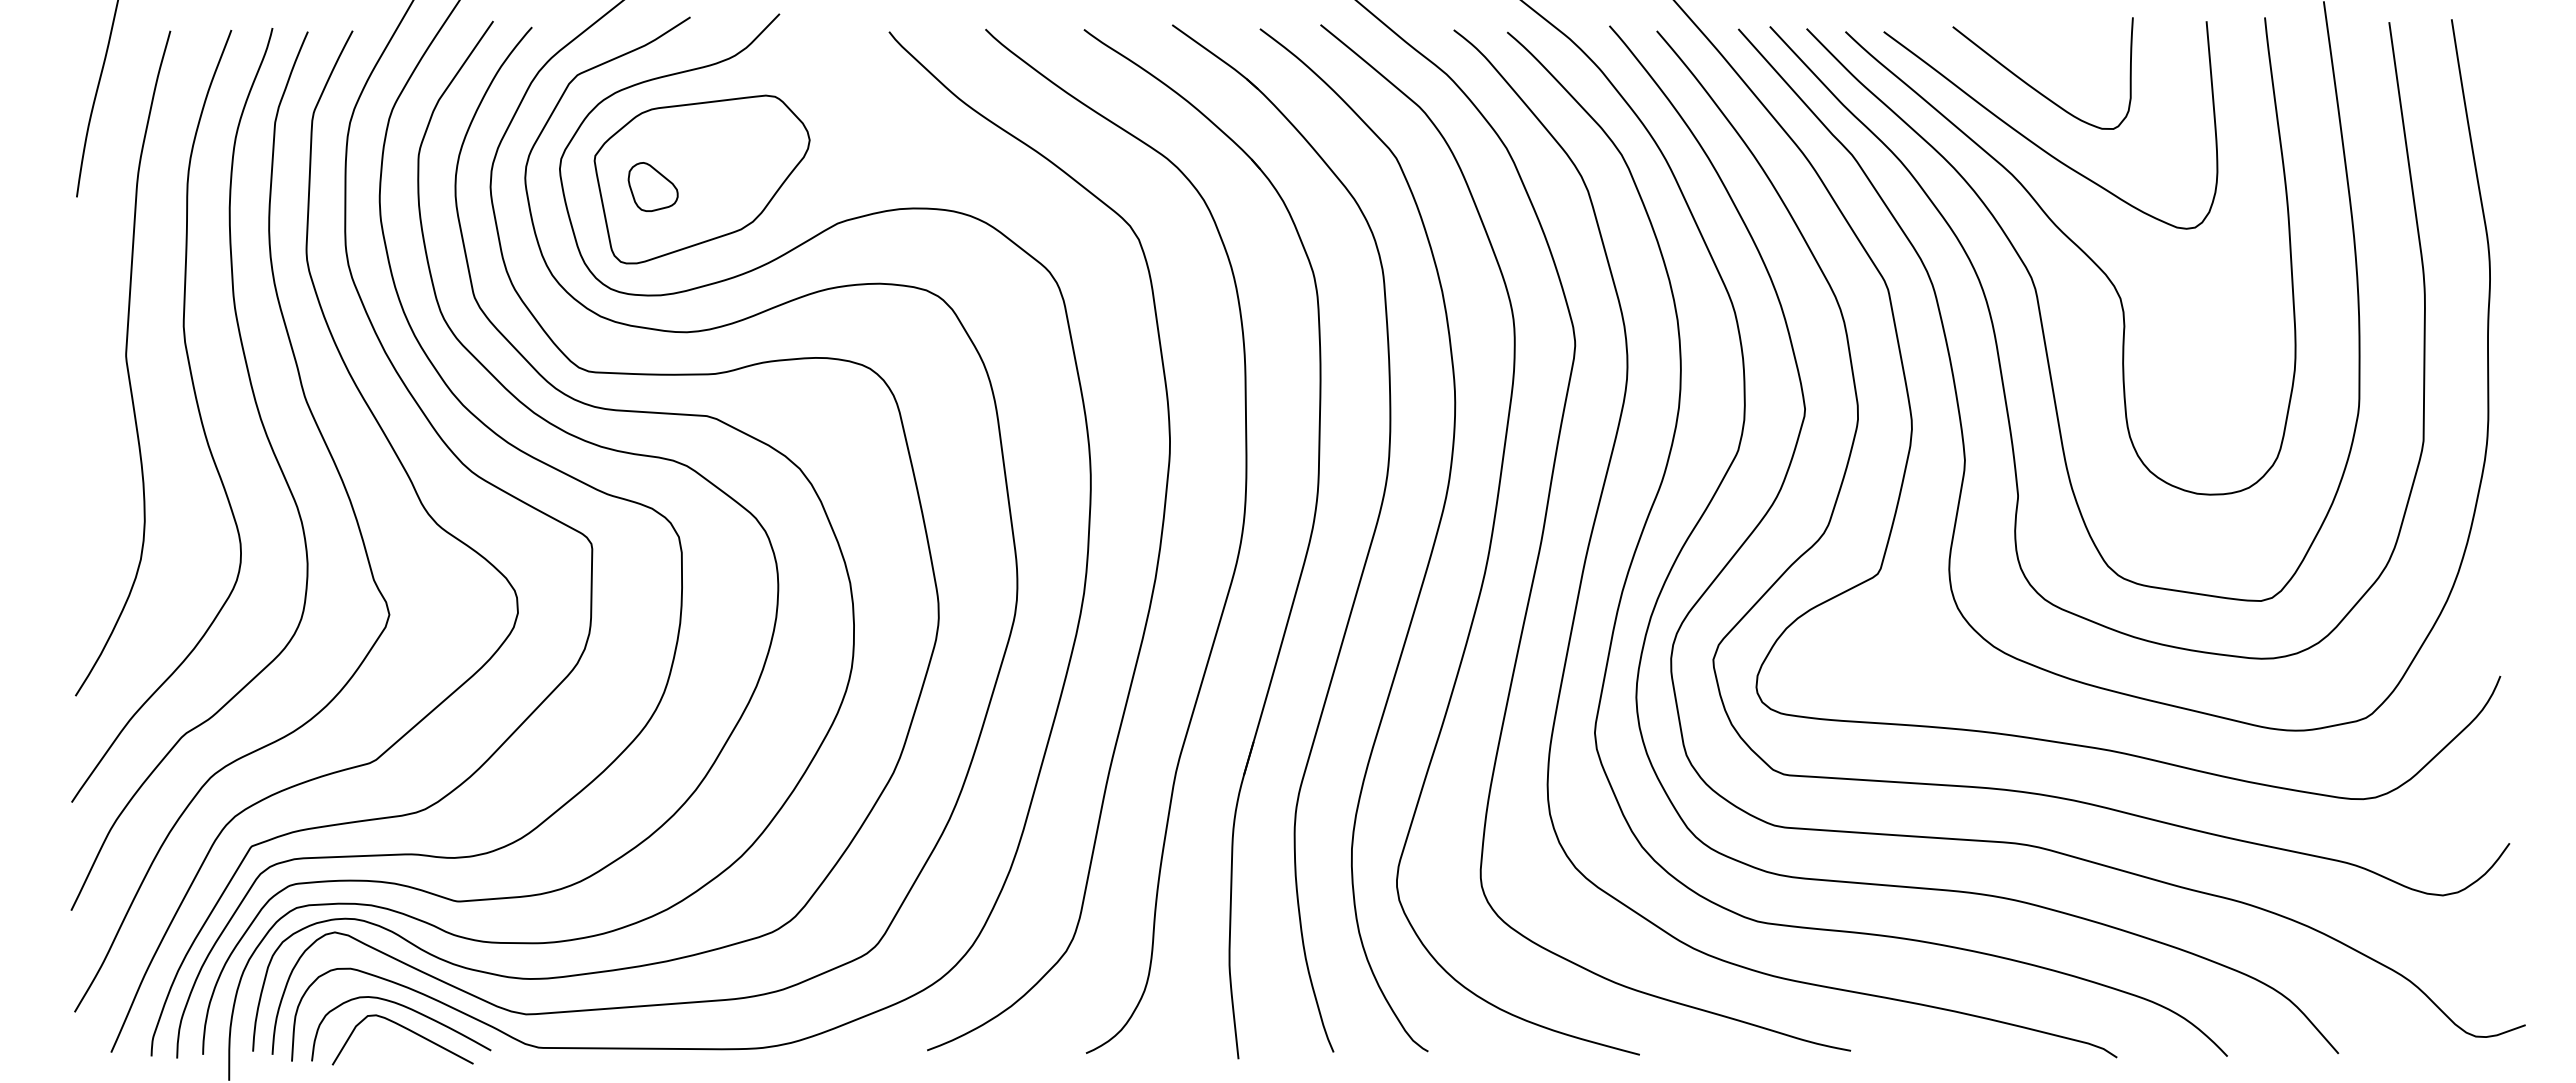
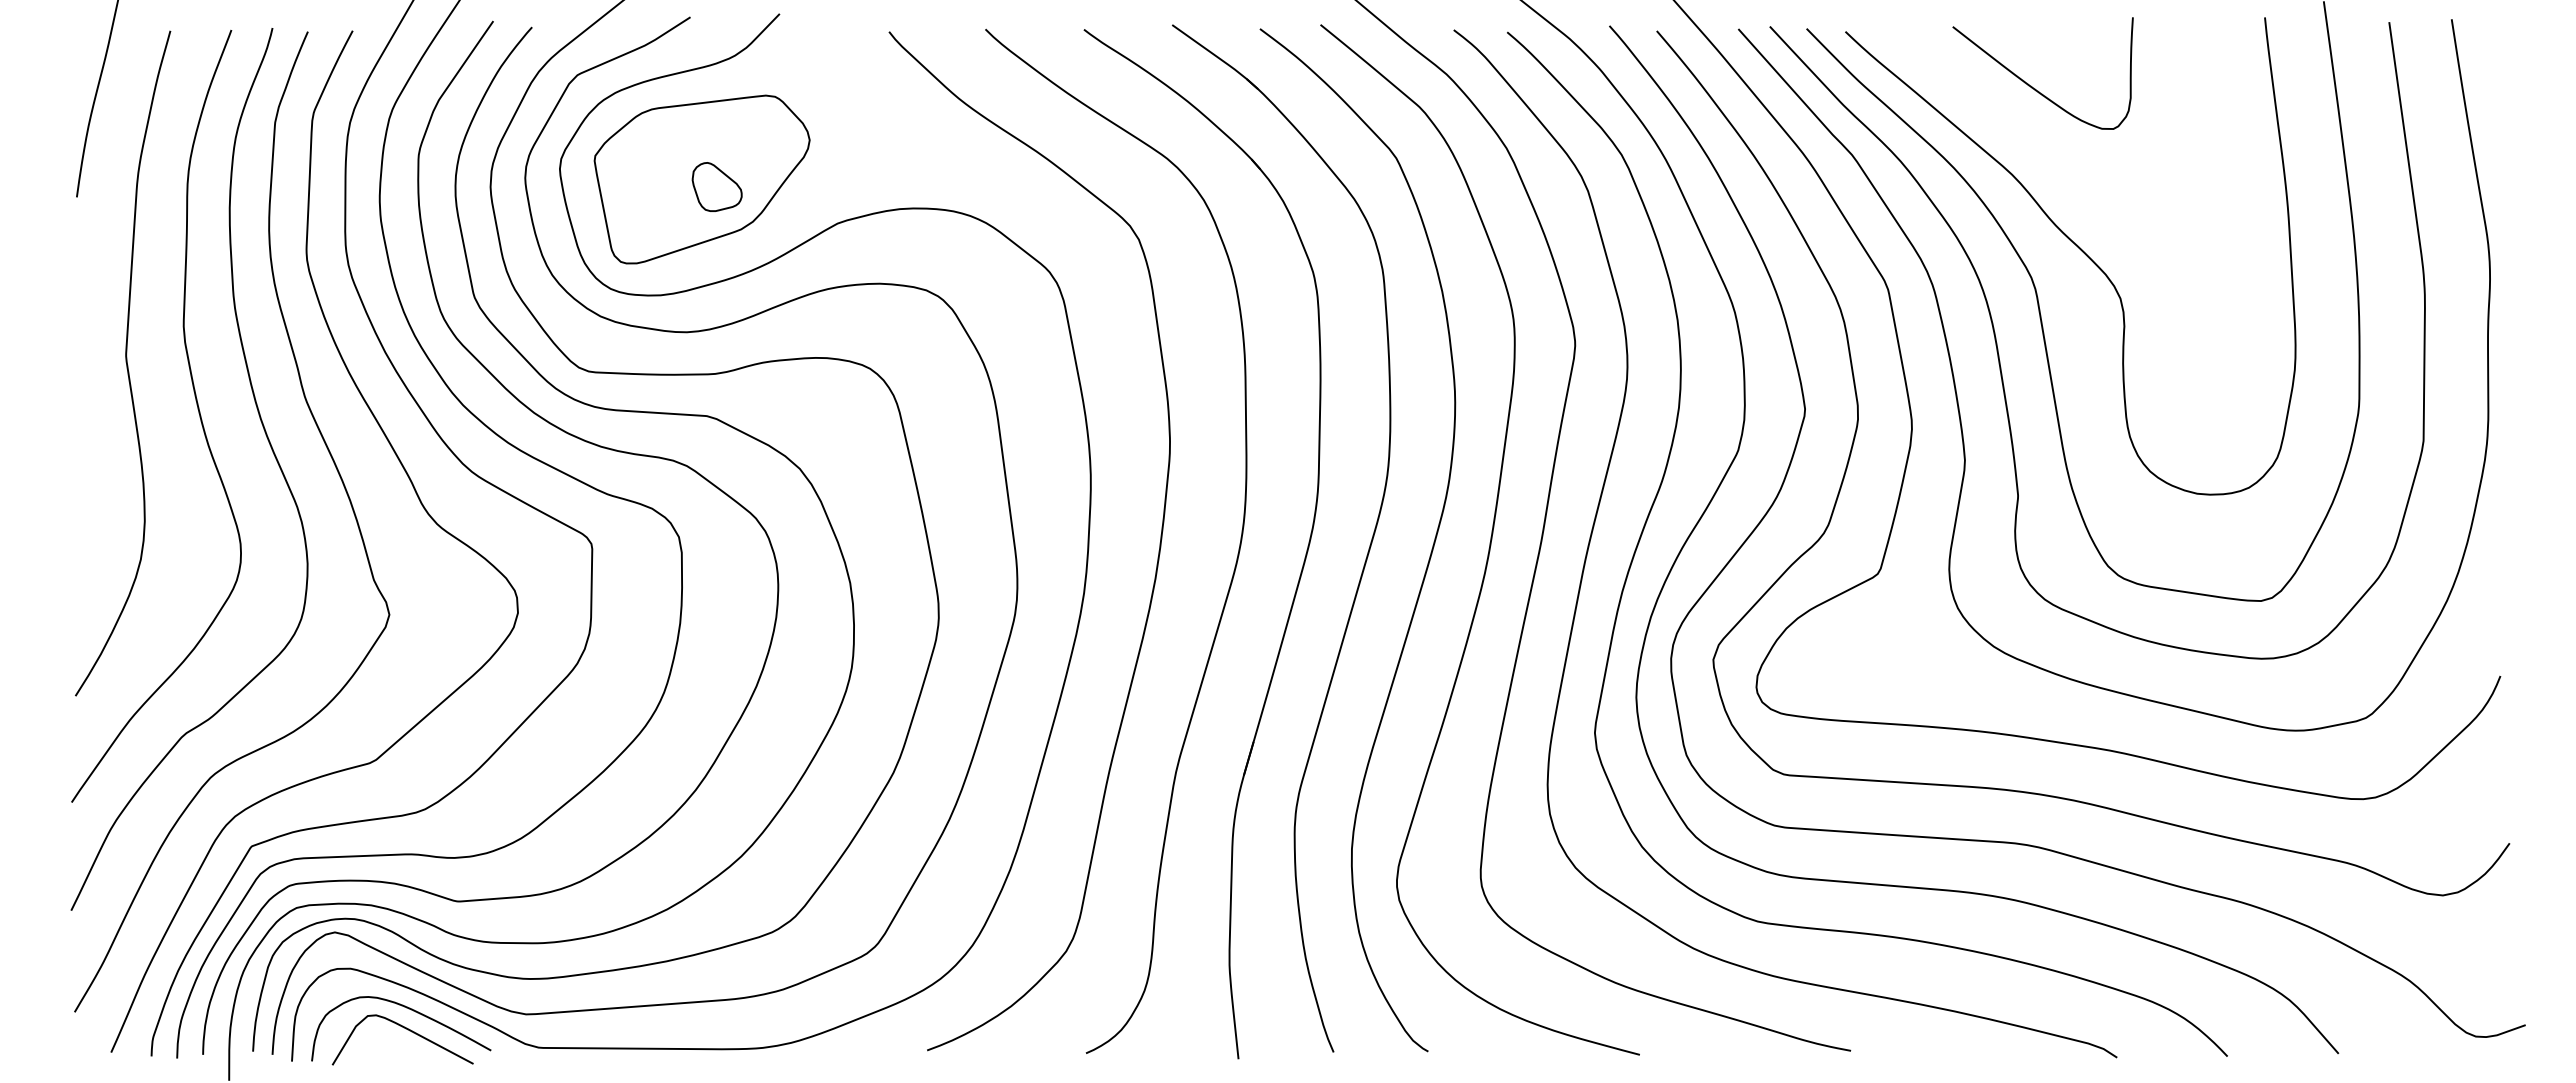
curve: present -> none (2037, 144)
part position: (652, 186) -> (716, 186) (716, 186)
